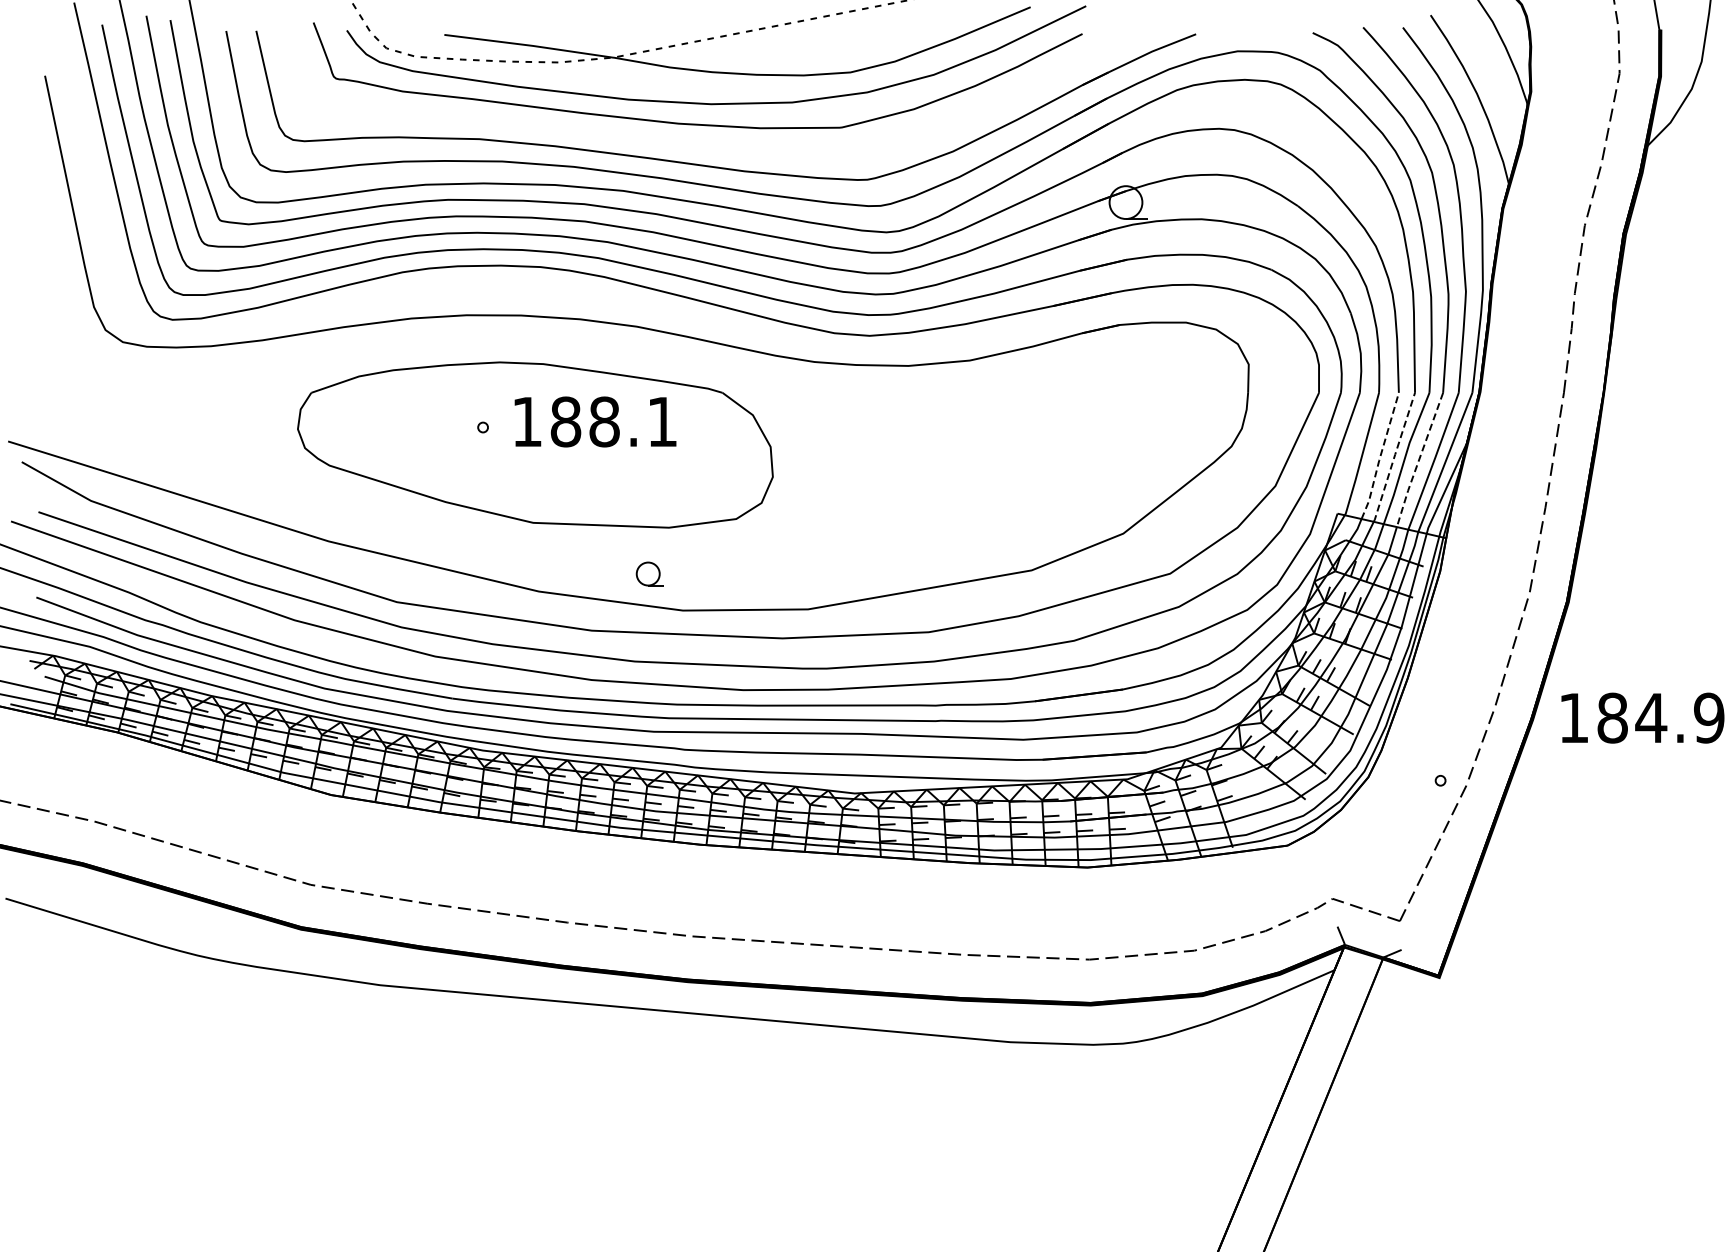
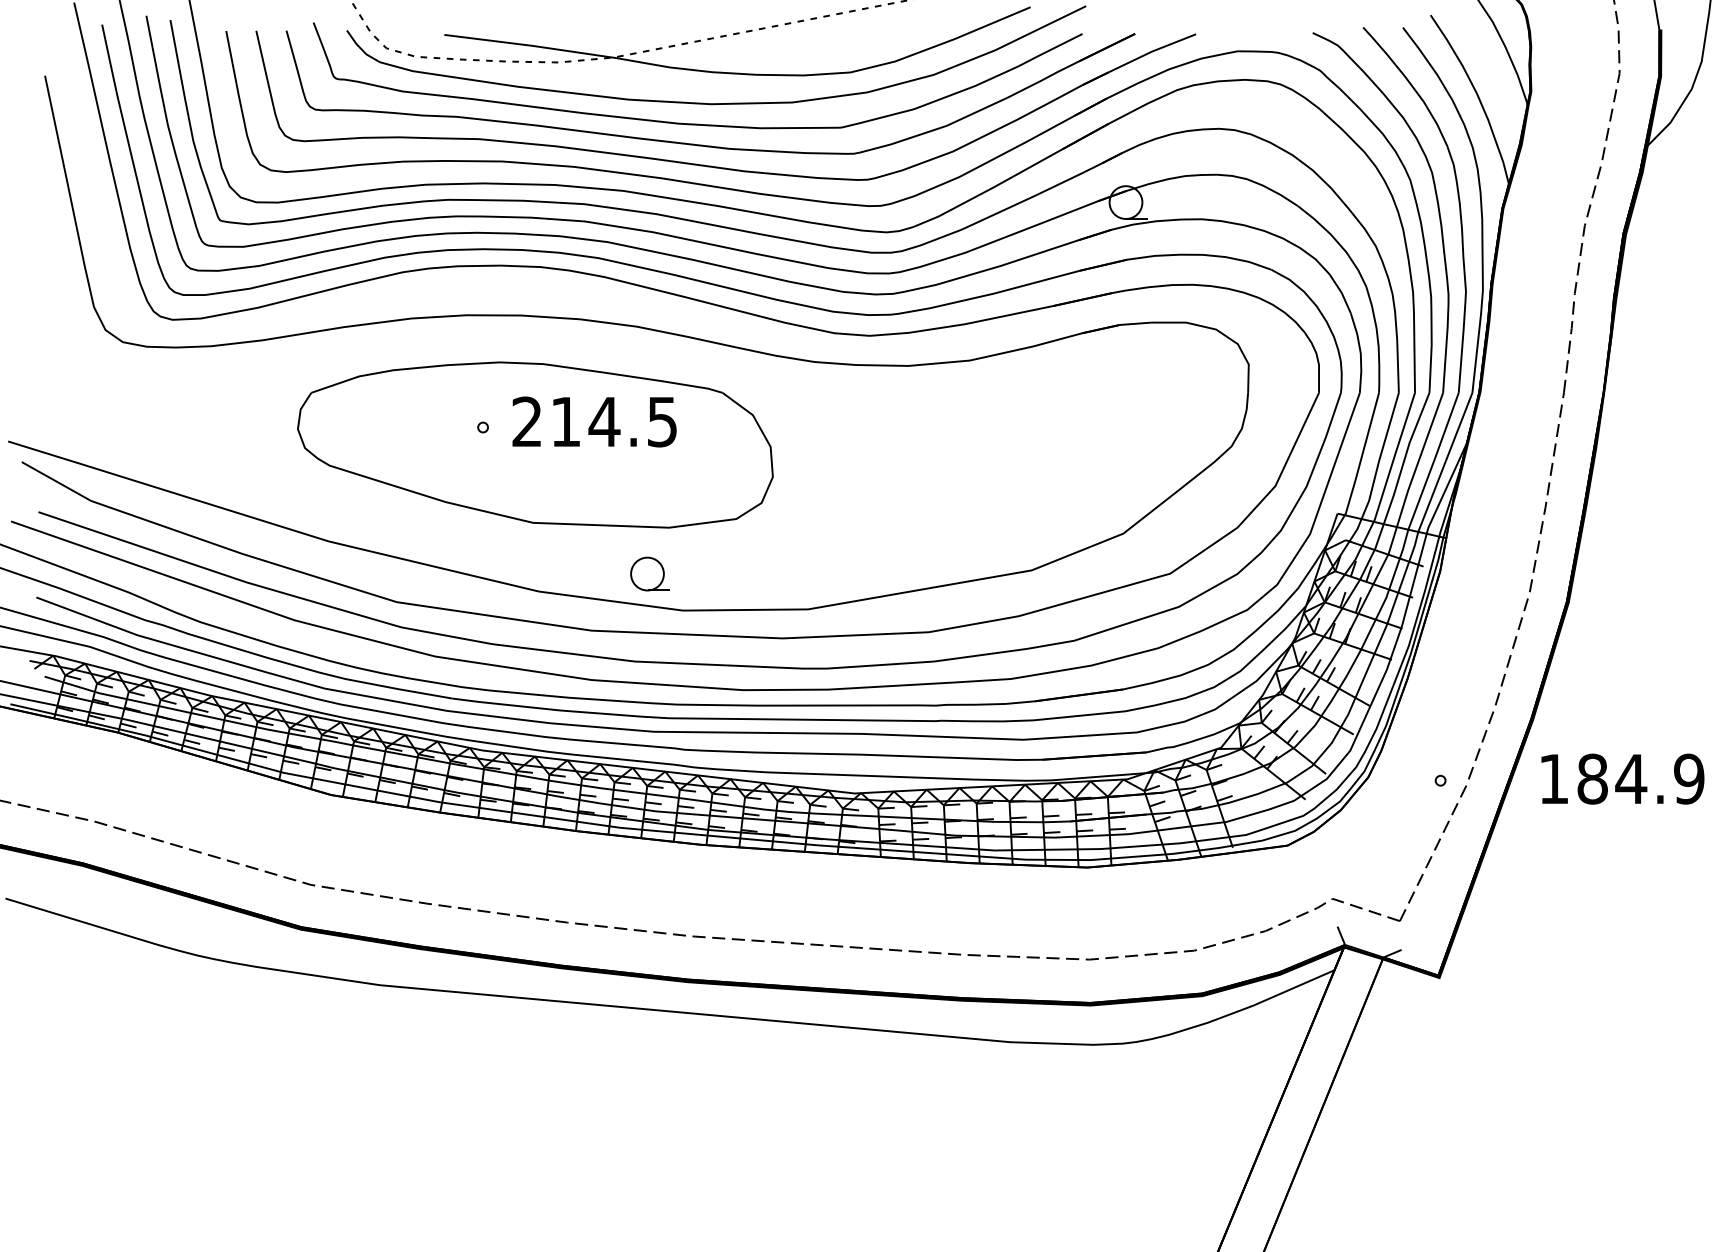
part: none -> present (702, 144)
text: 188.1 -> 214.5 (594, 421)
line: dashed -> solid (1380, 456)
line: dashed -> solid (1394, 457)
line: dashed -> solid (1419, 460)
part size: 29x26 px -> 40x36 px (649, 573)
text position: (1642, 717) -> (1622, 778) (1622, 778)
